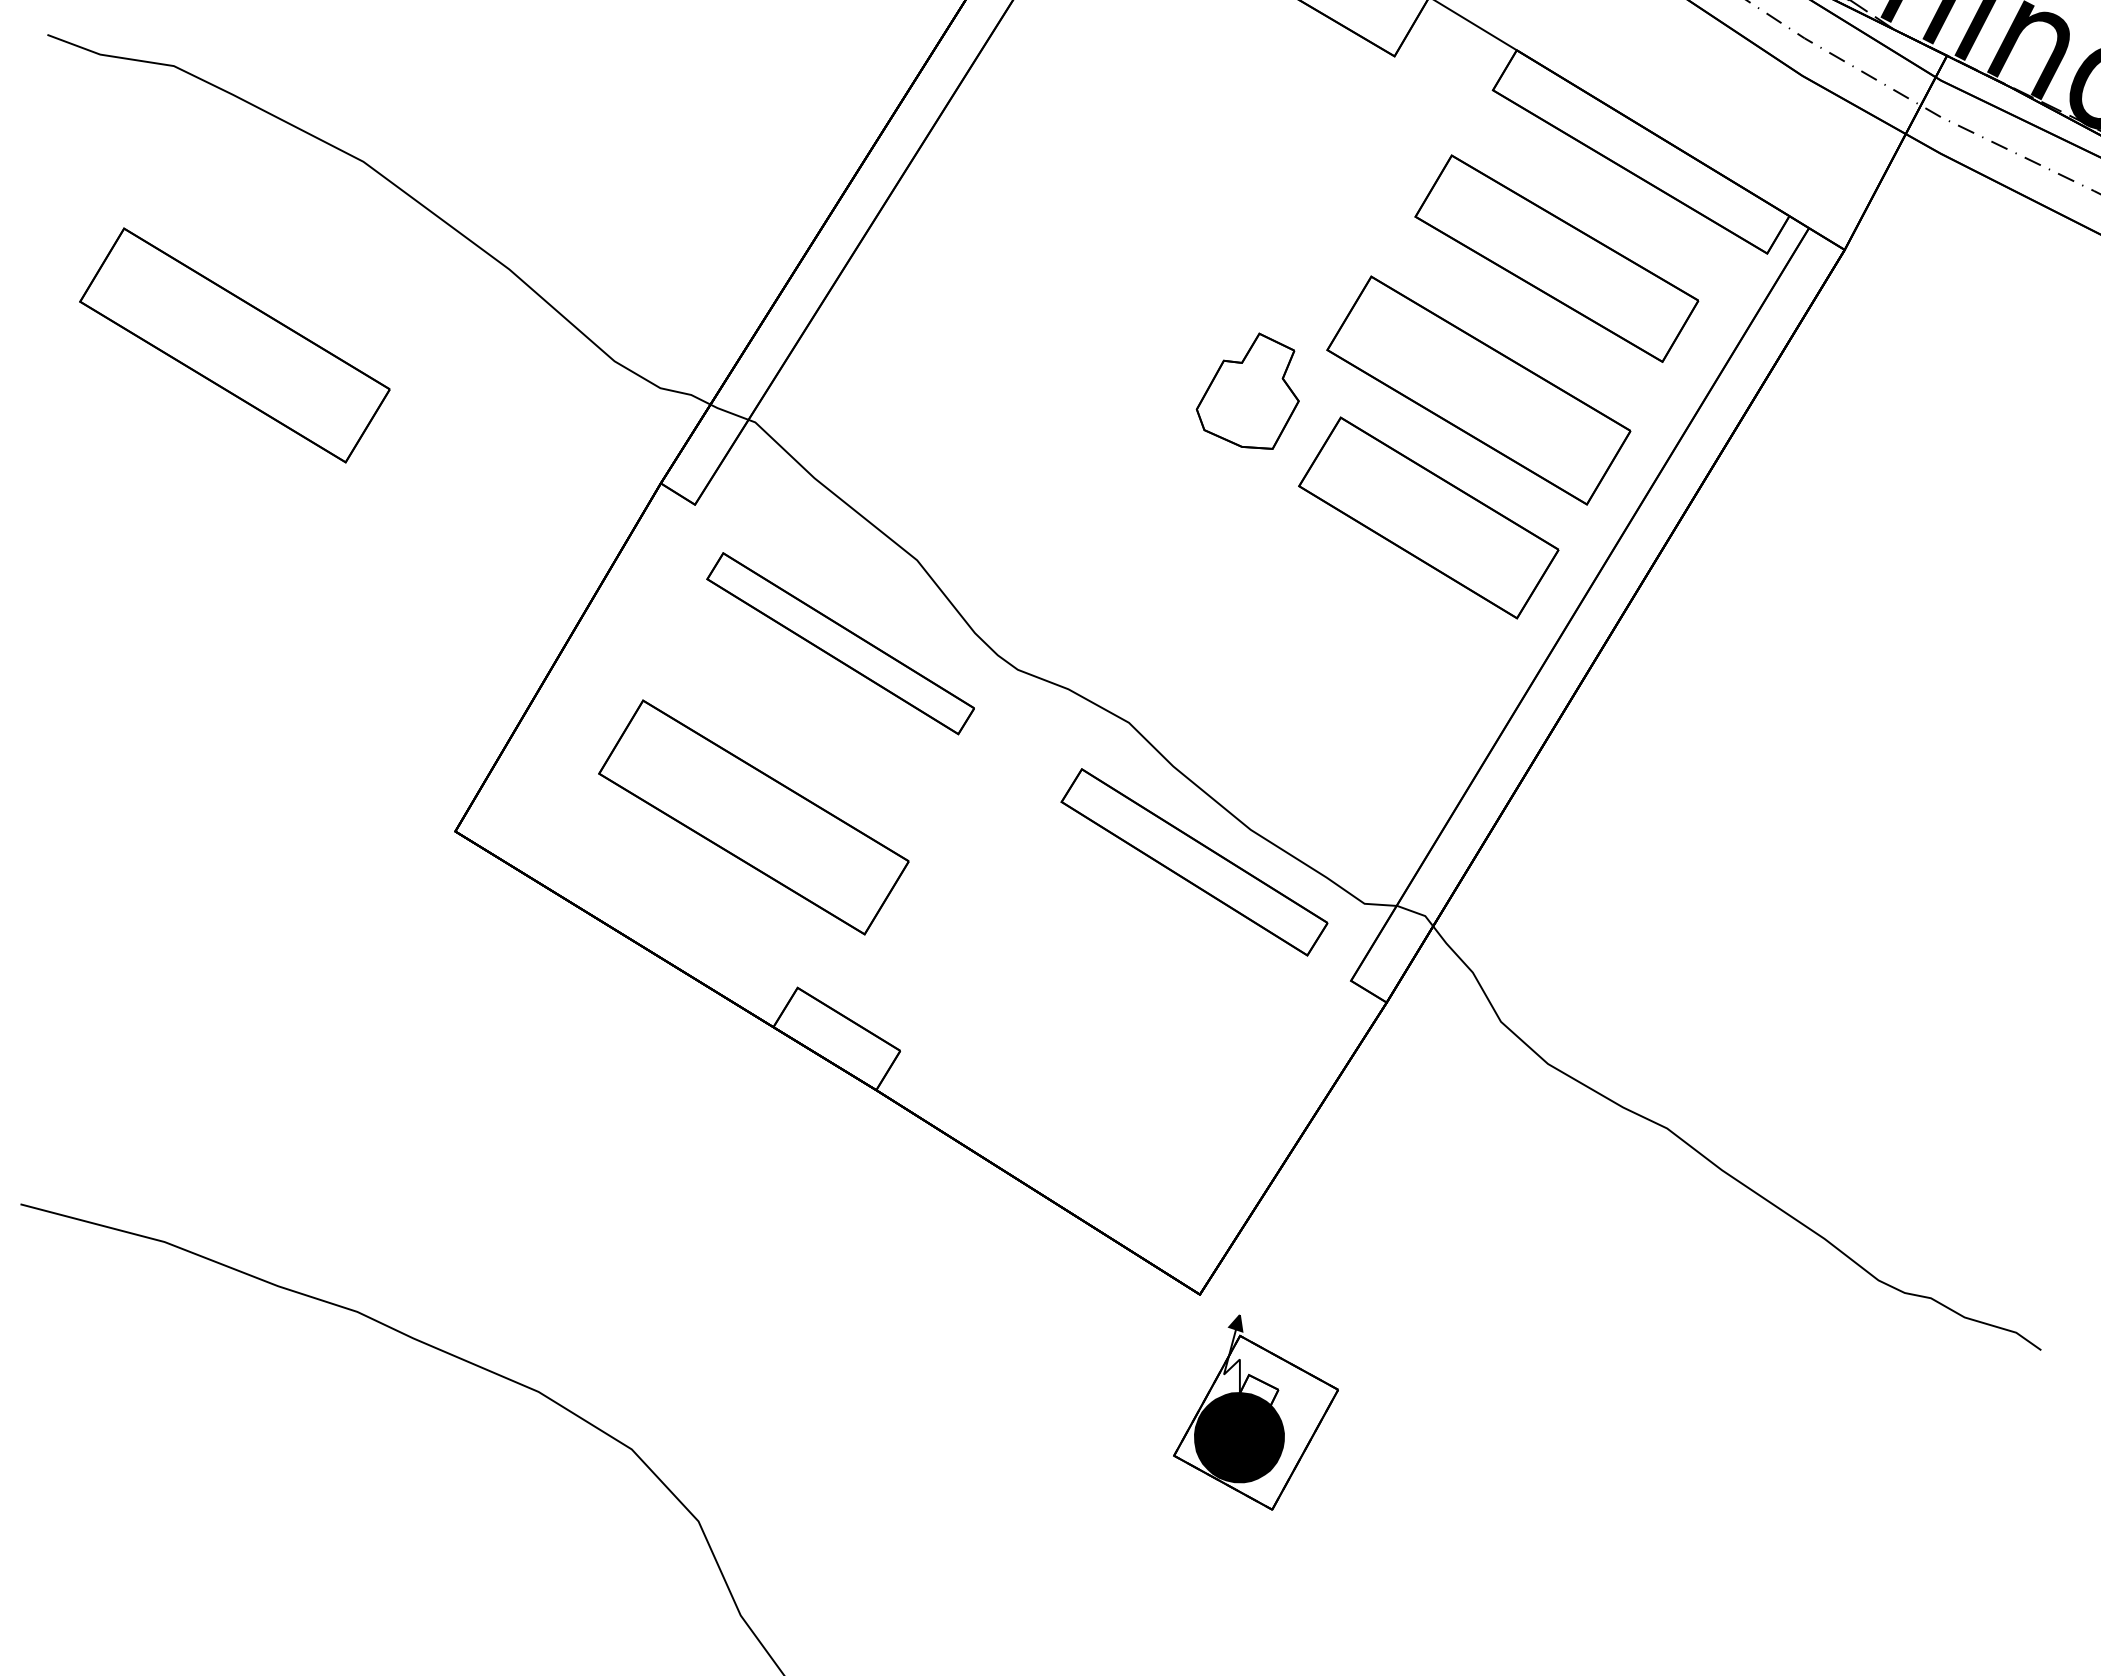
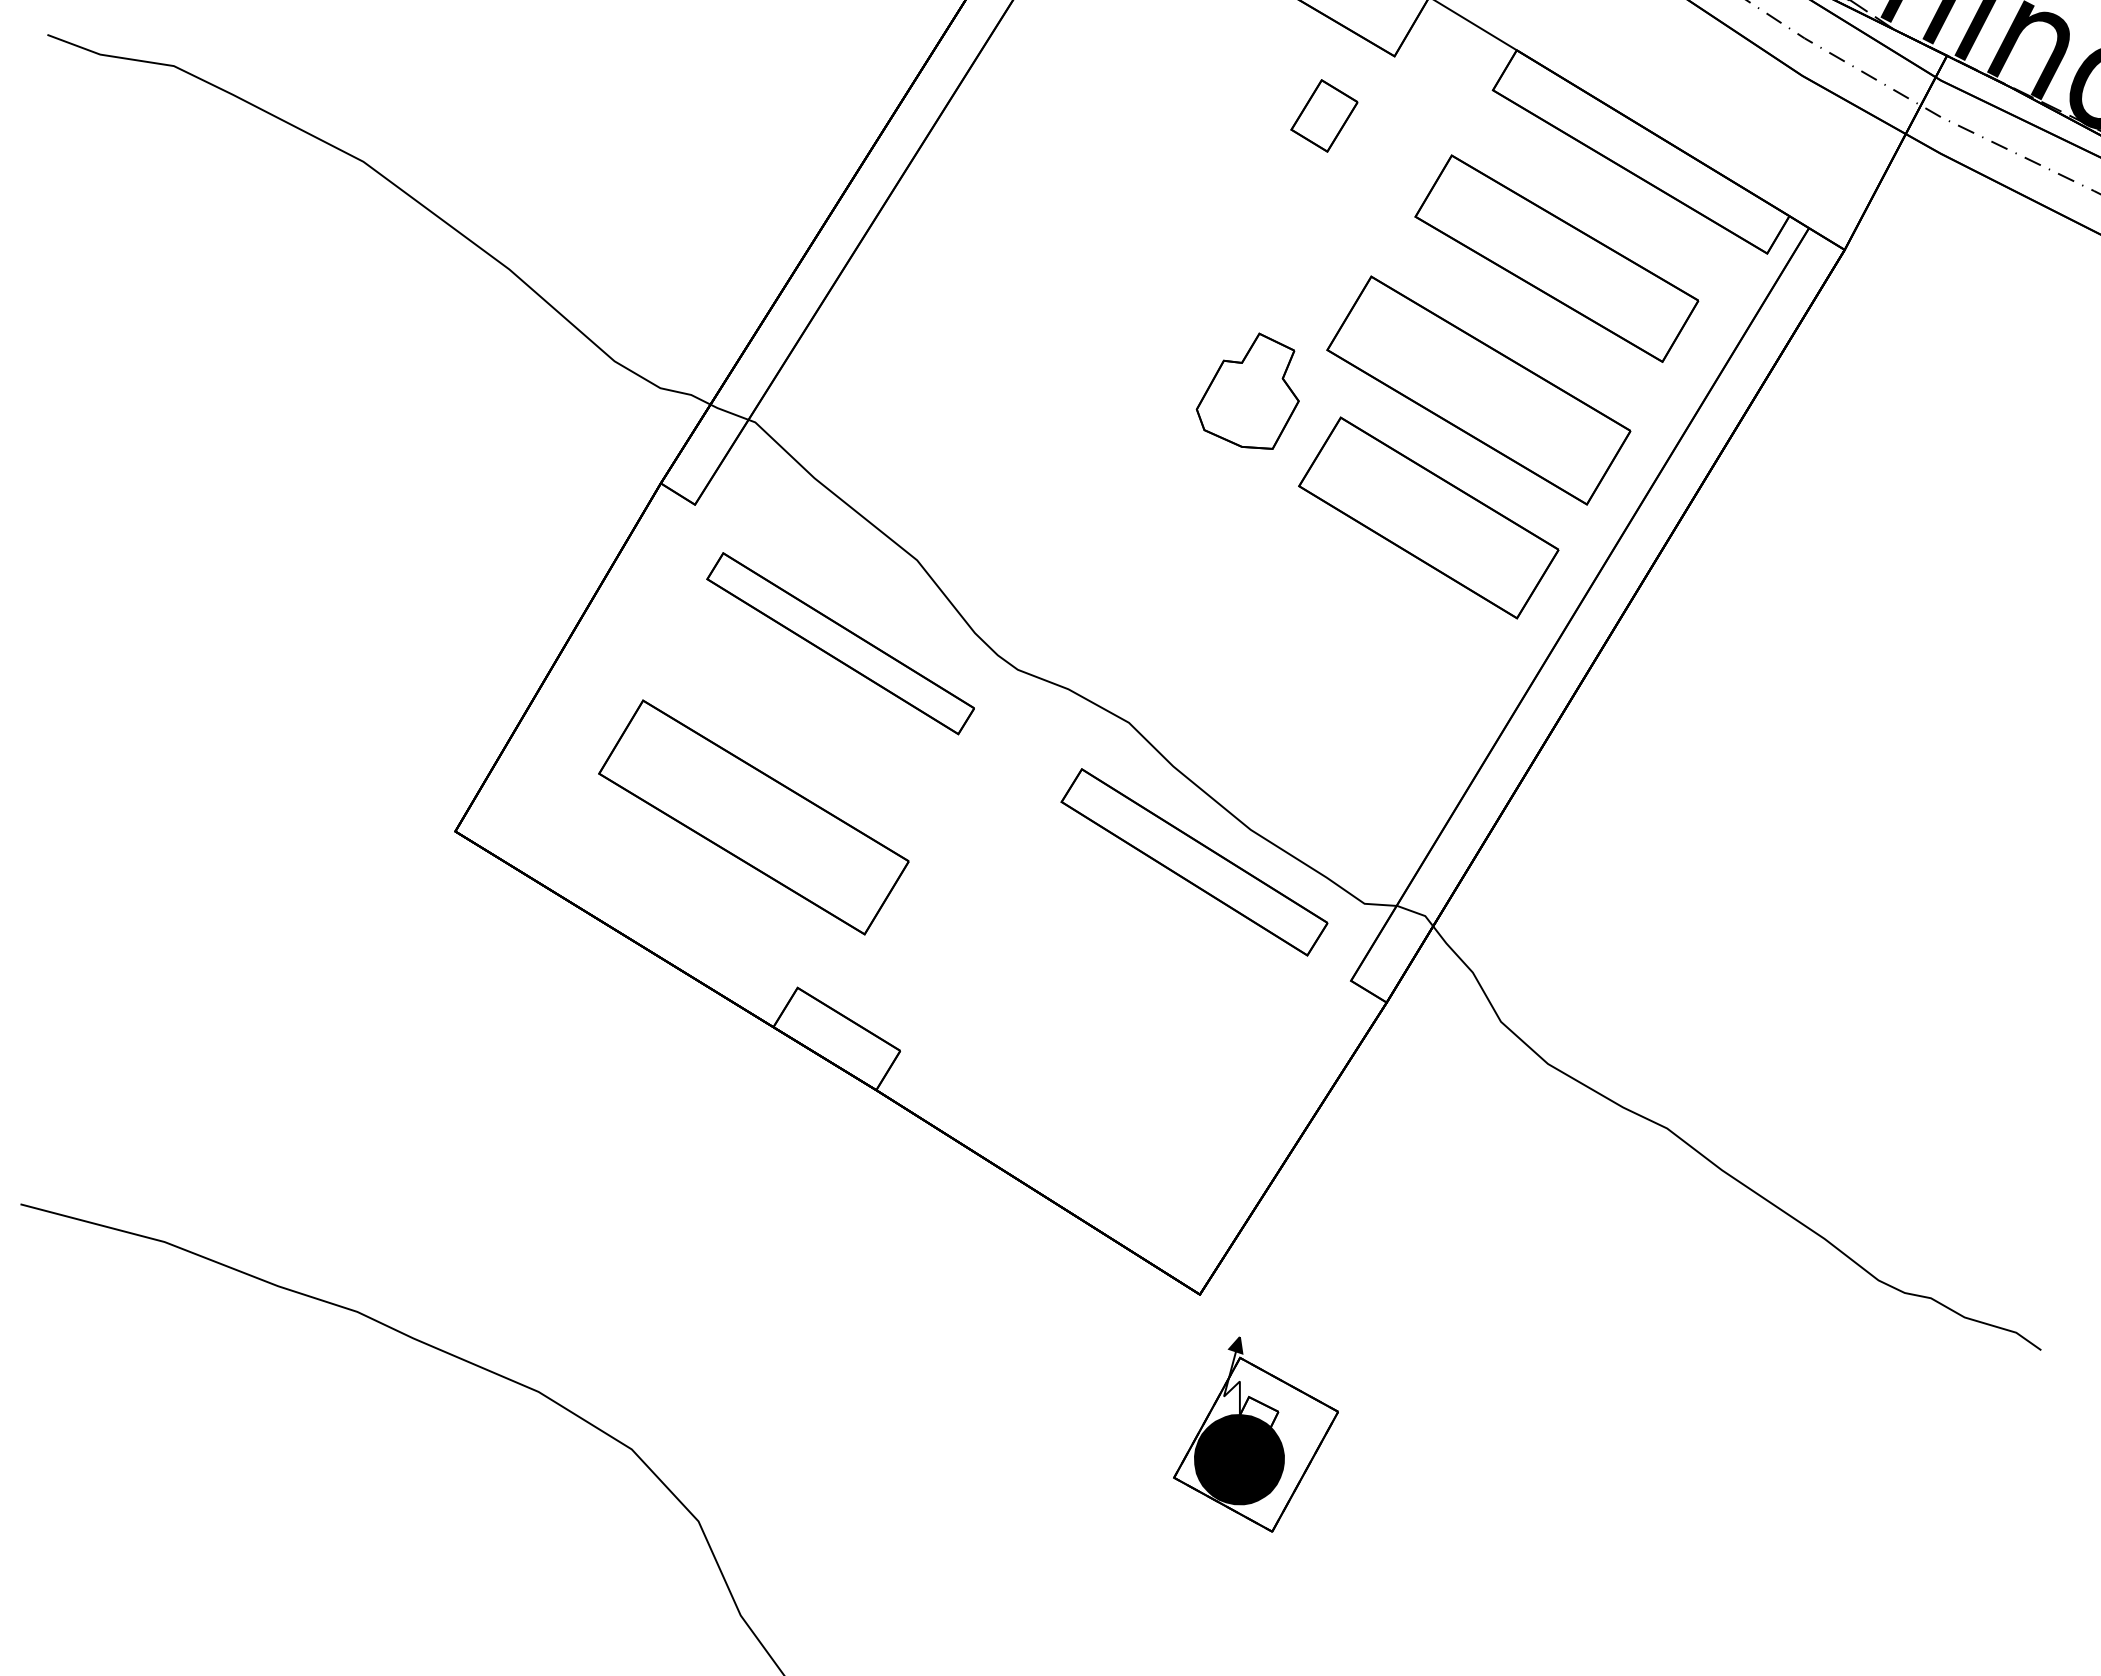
part: none -> present (1324, 115)
part: present -> none (234, 345)
part position: (1255, 1412) -> (1255, 1434) (1255, 1434)
